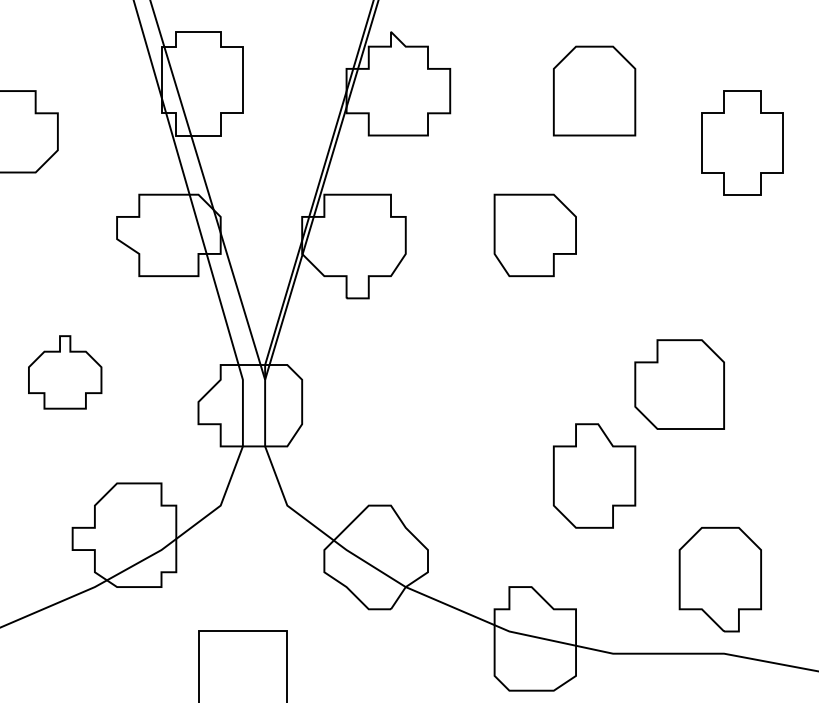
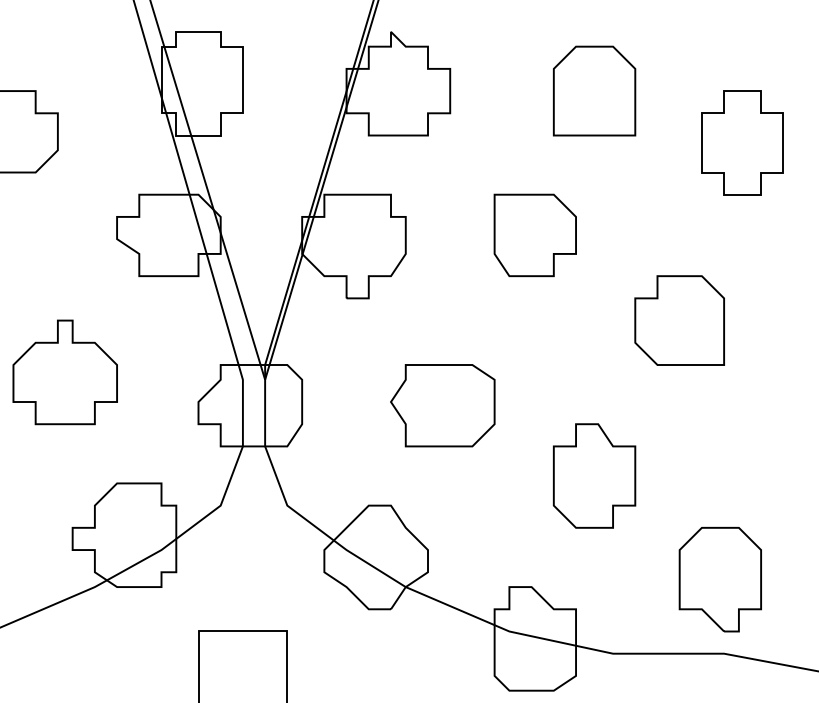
part size: 75x75 px -> 106x107 px (64, 372)
part position: (679, 384) -> (679, 320) (679, 320)
part: none -> present (442, 405)
